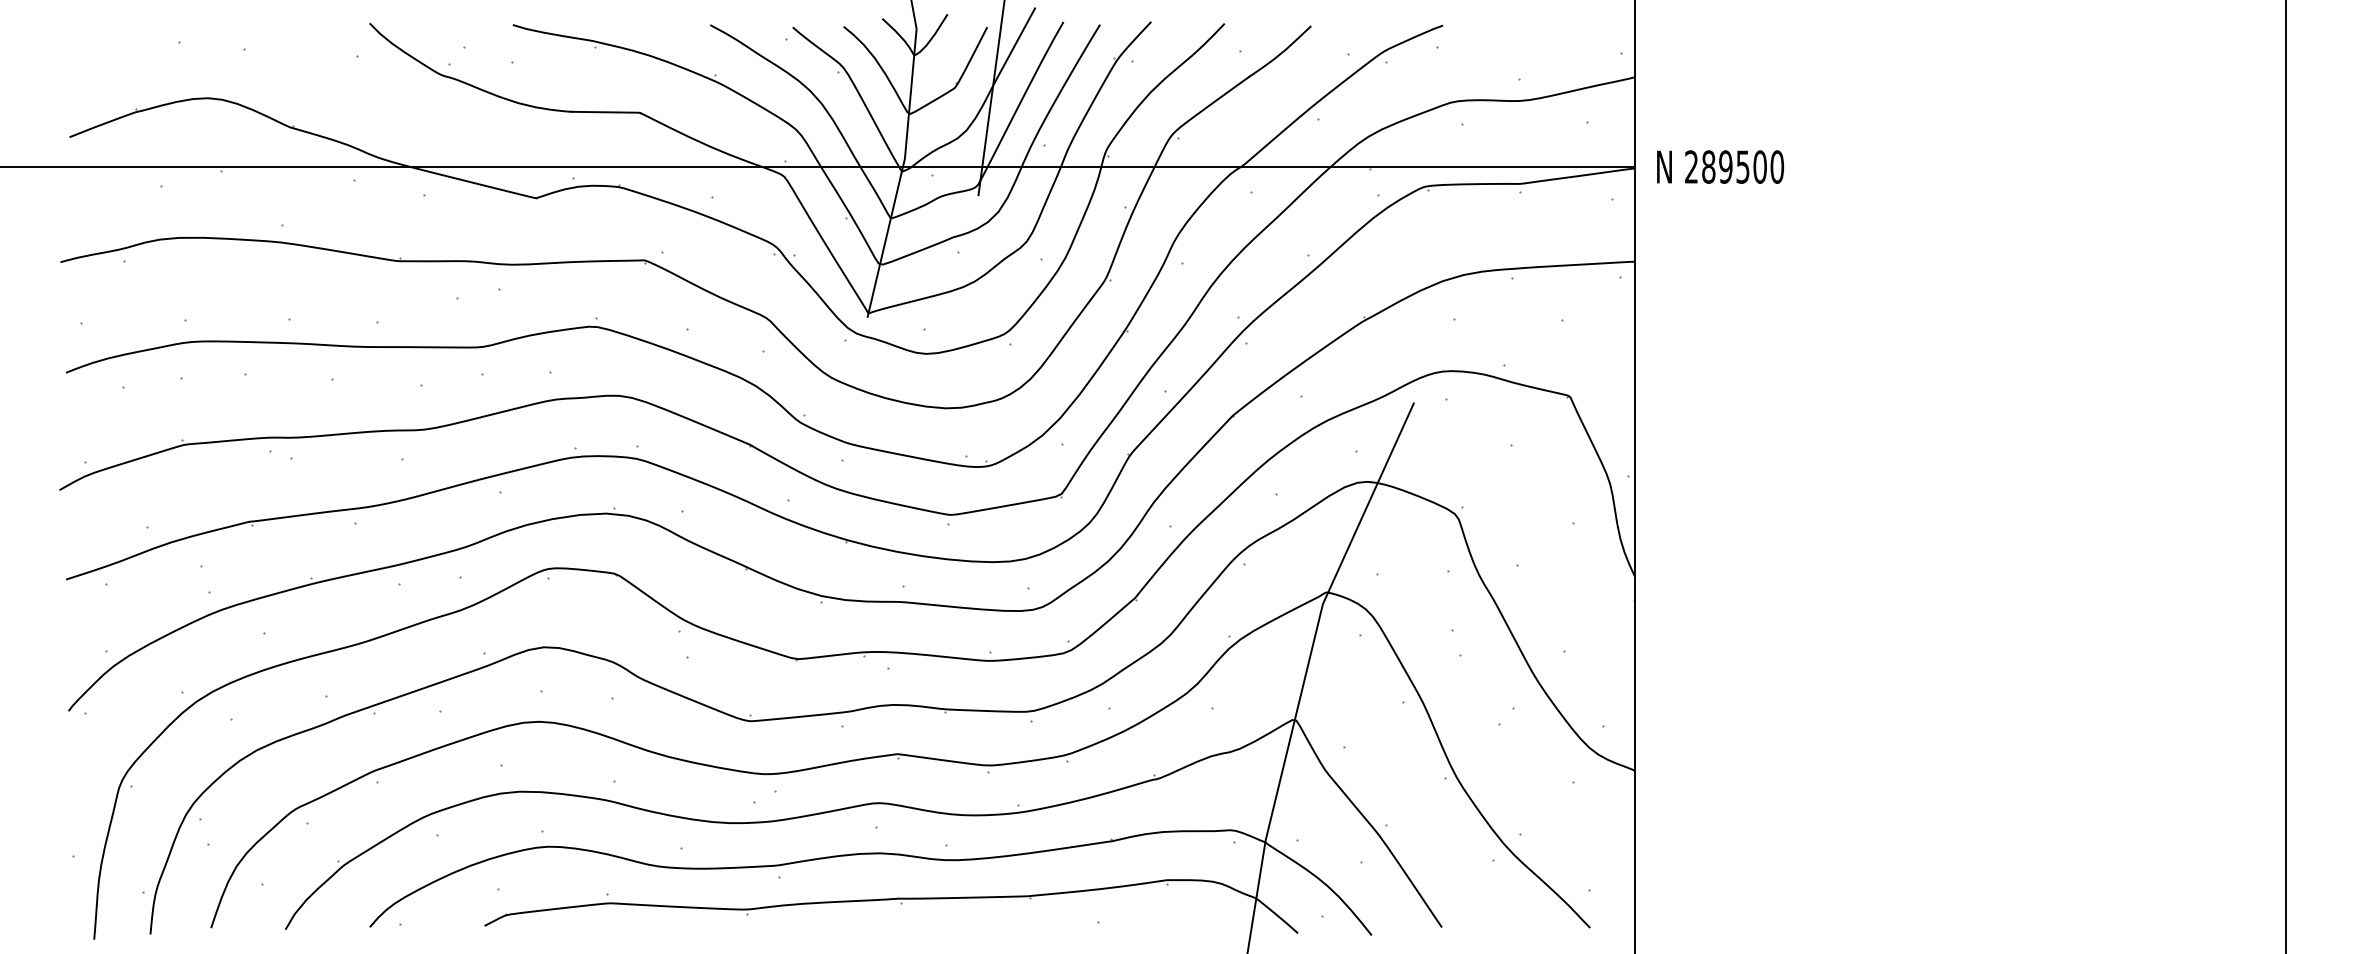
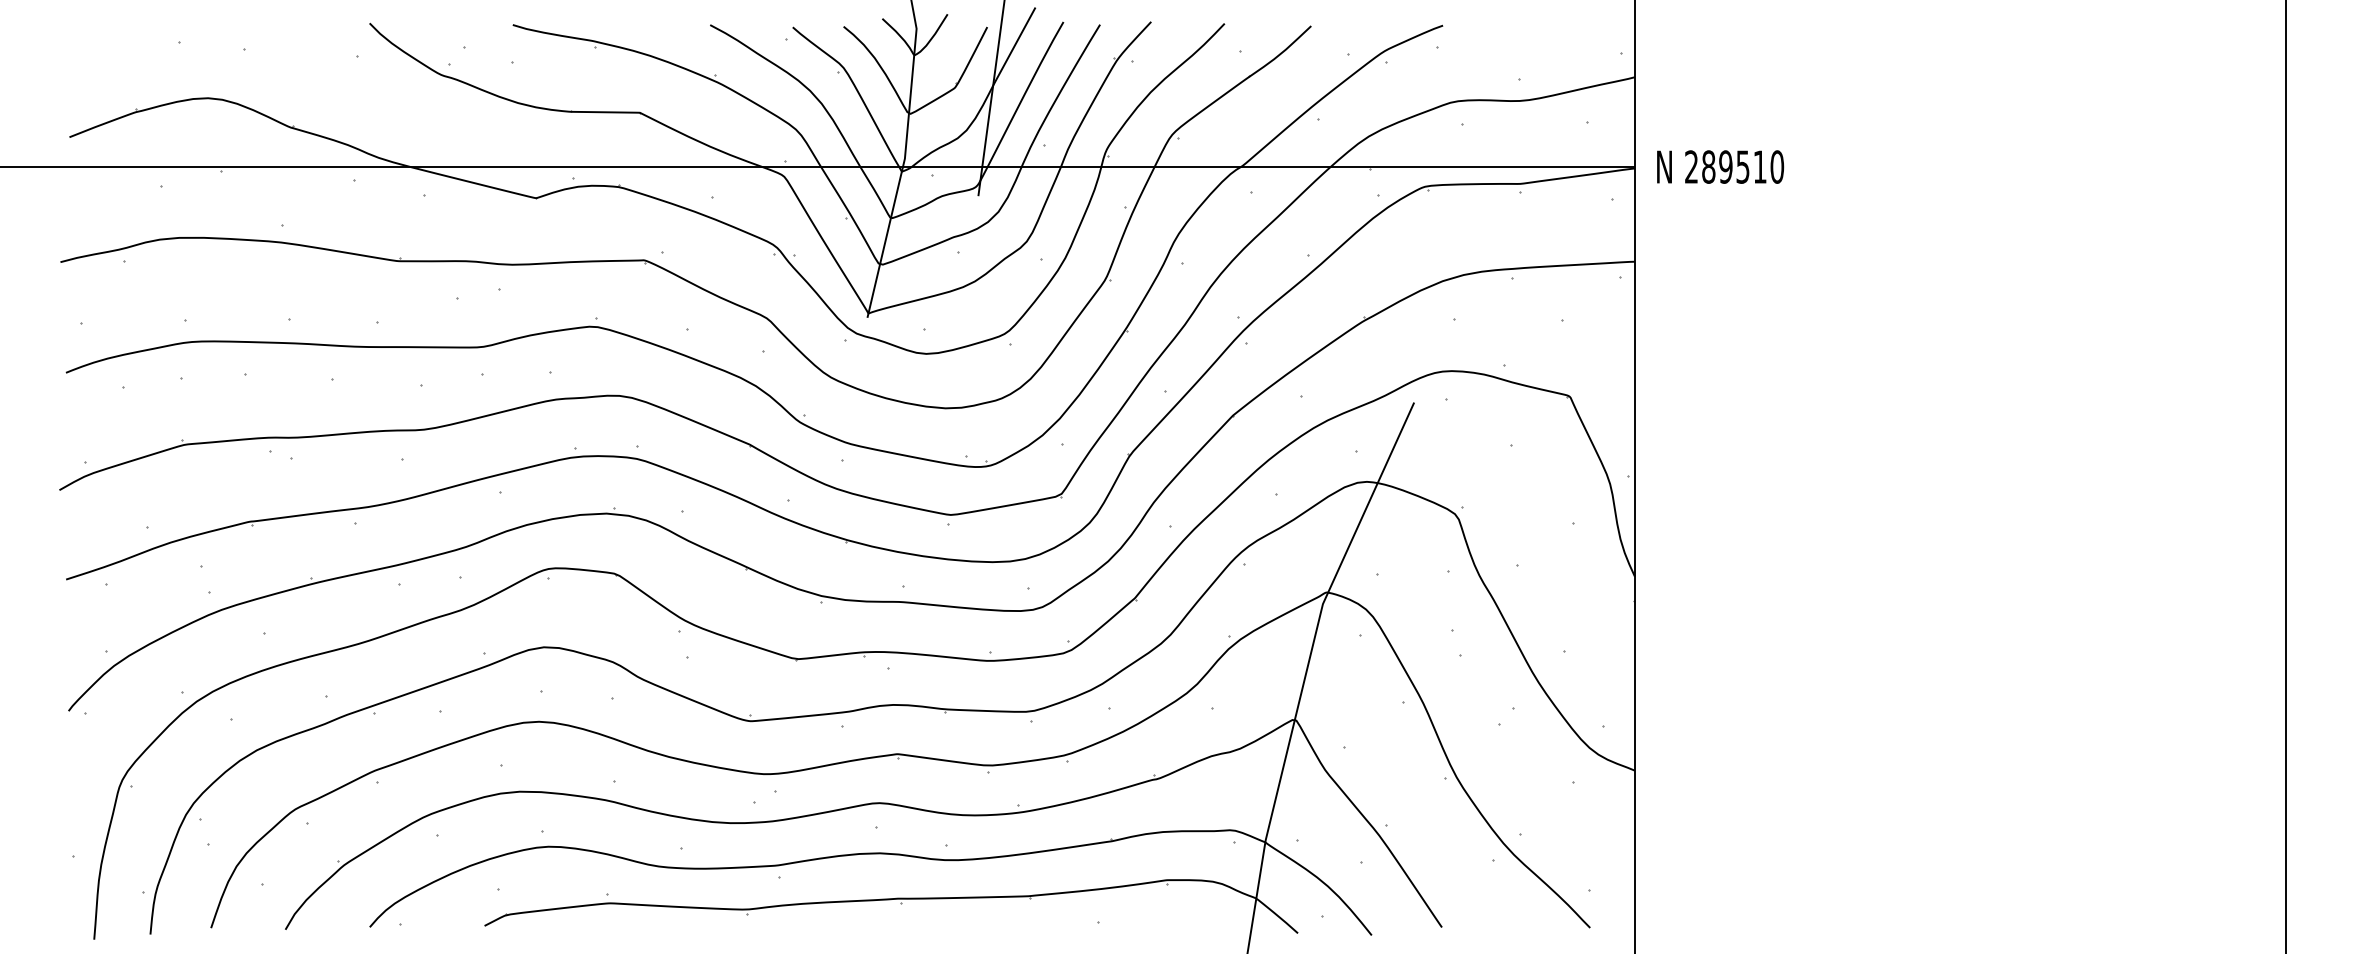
text: 289500 -> 289510 (1759, 166)
